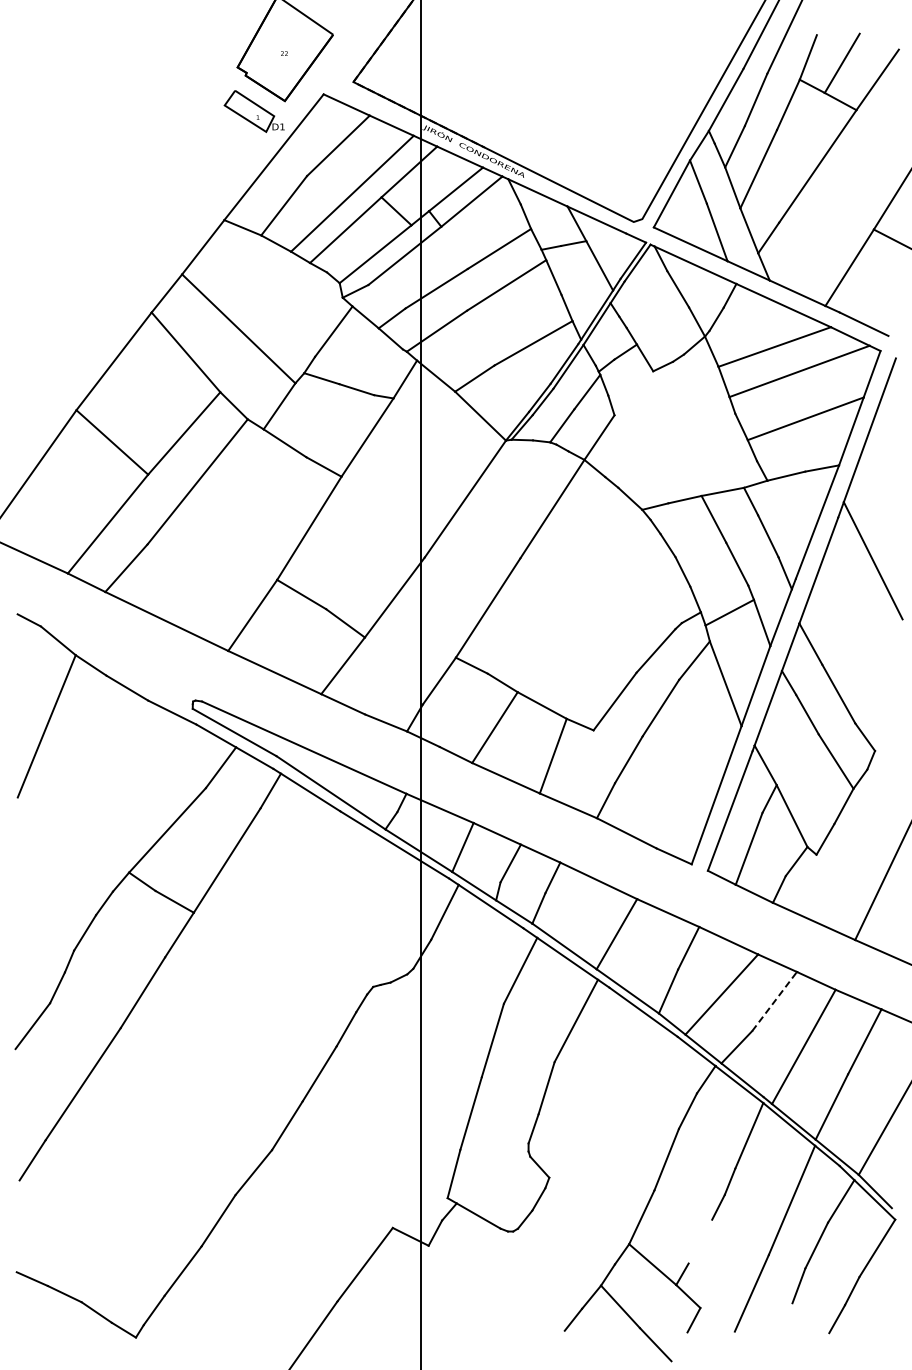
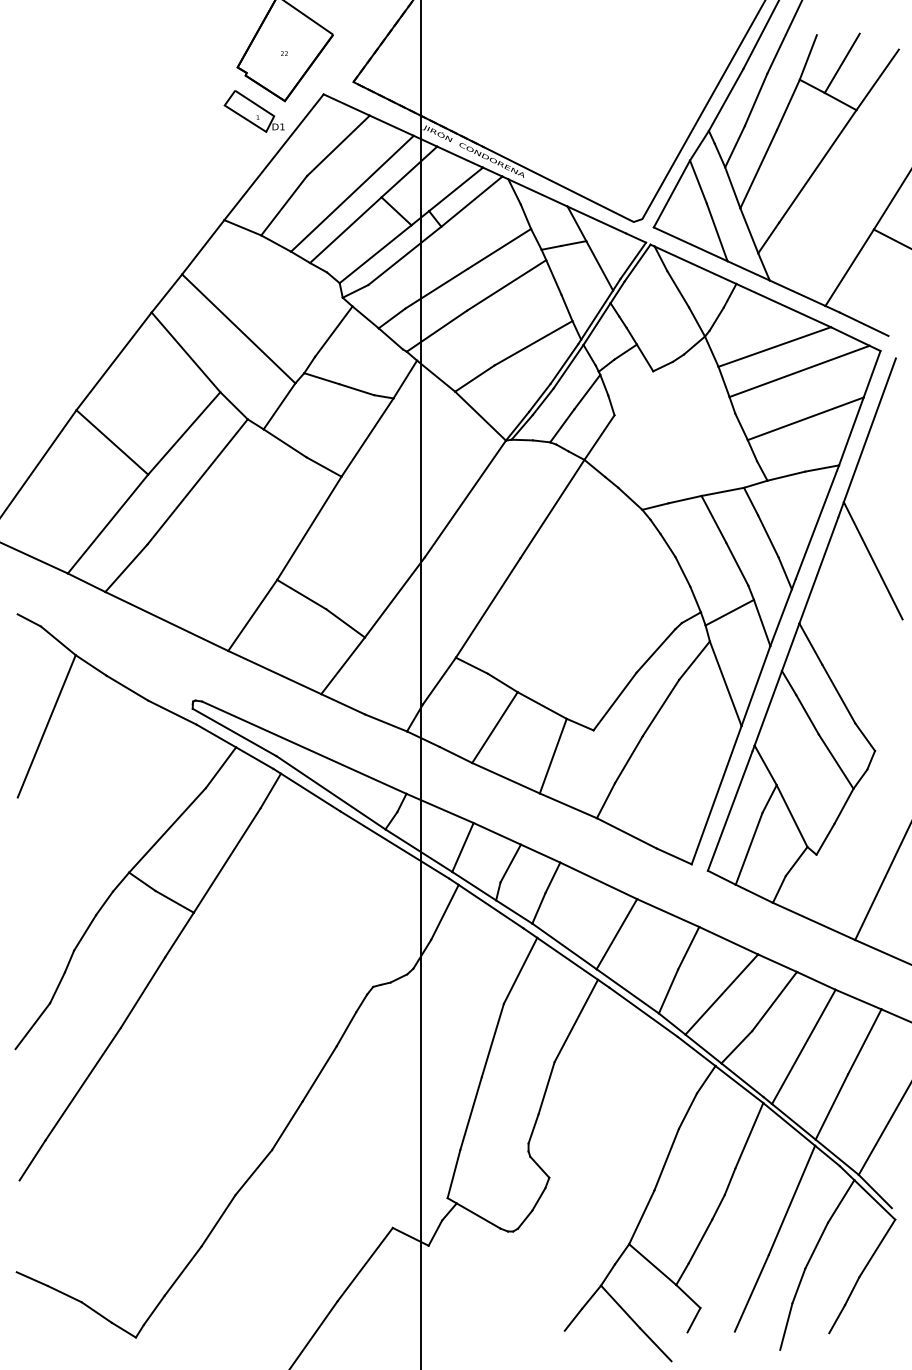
line: dashed -> solid (774, 1001)
line: none -> present (700, 1241)
line: none -> present (786, 1326)
